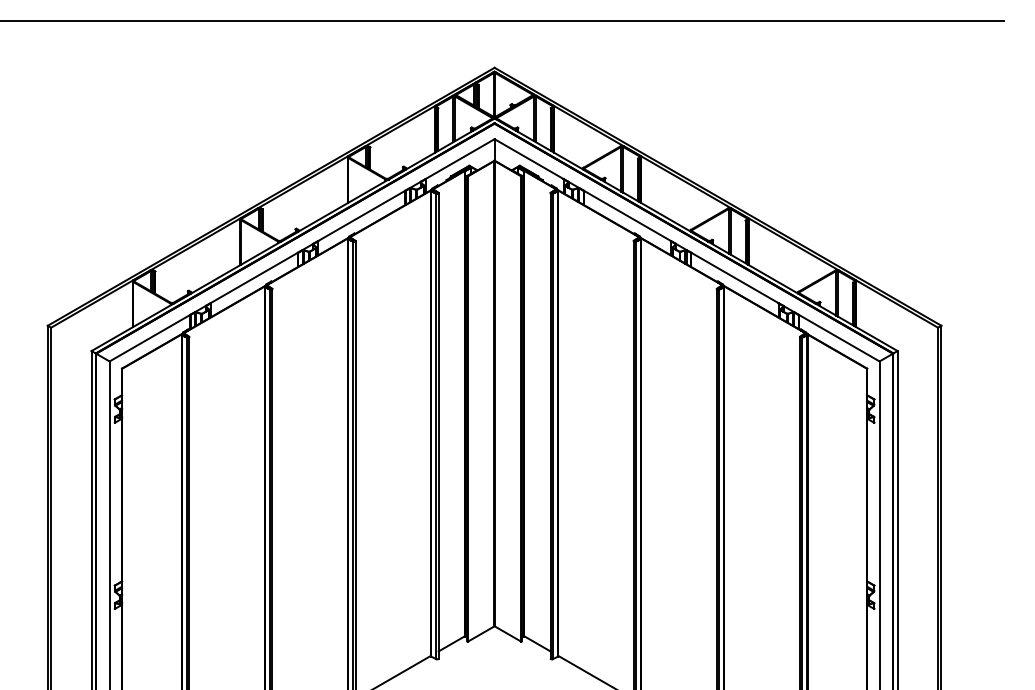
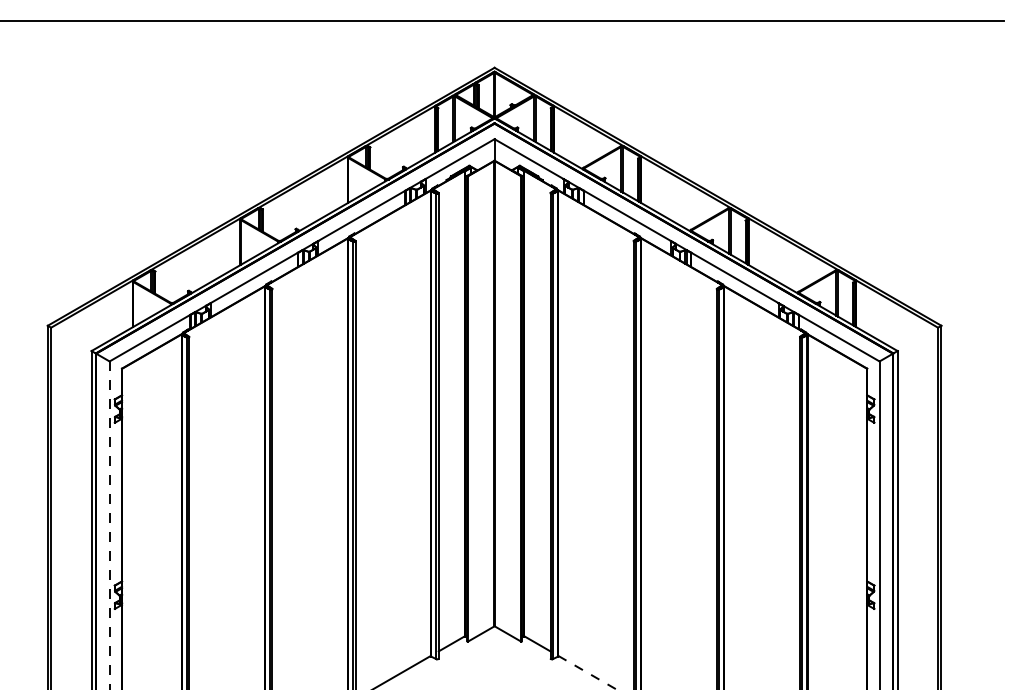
line: solid -> dashed (109, 525)
line: solid -> dashed (588, 673)
